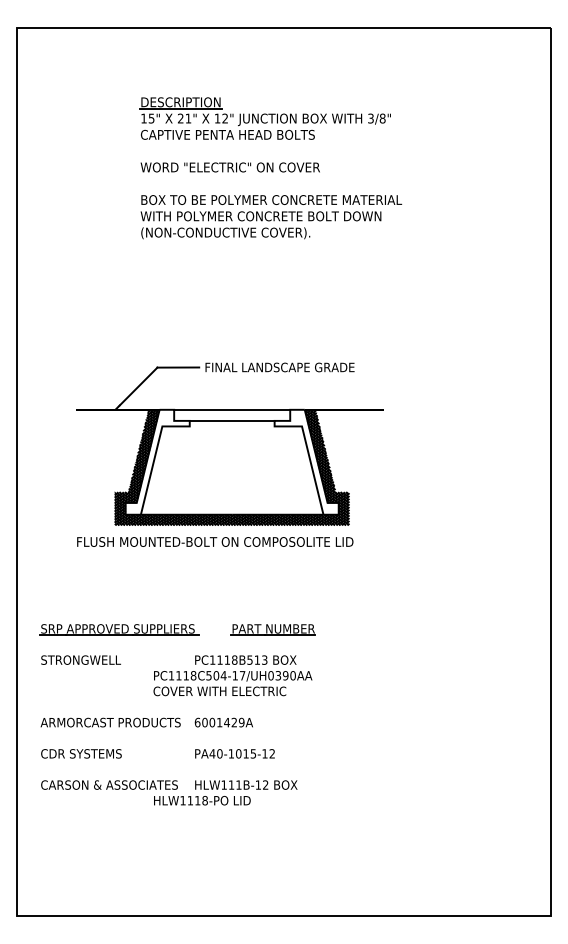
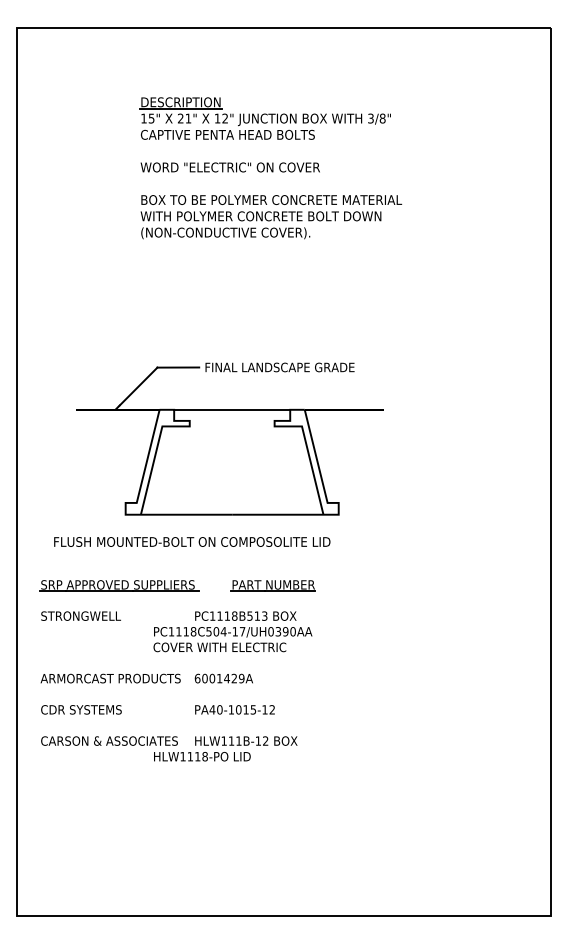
line: present -> none (231, 420)
hatch: present -> none (231, 467)
text position: (215, 541) -> (192, 541) (192, 541)
part position: (177, 714) -> (177, 670) (177, 670)
